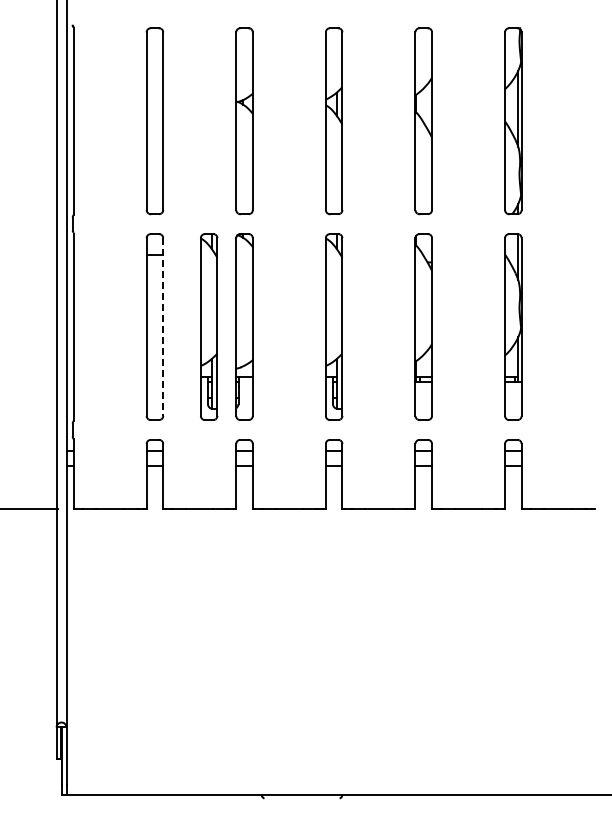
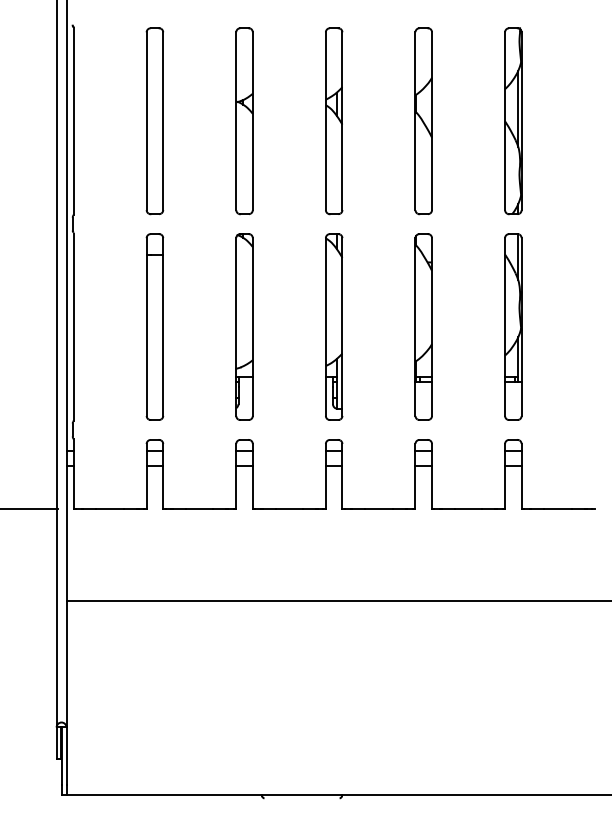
part: present -> none (209, 326)
line: dashed -> solid (163, 327)
line: none -> present (337, 601)
